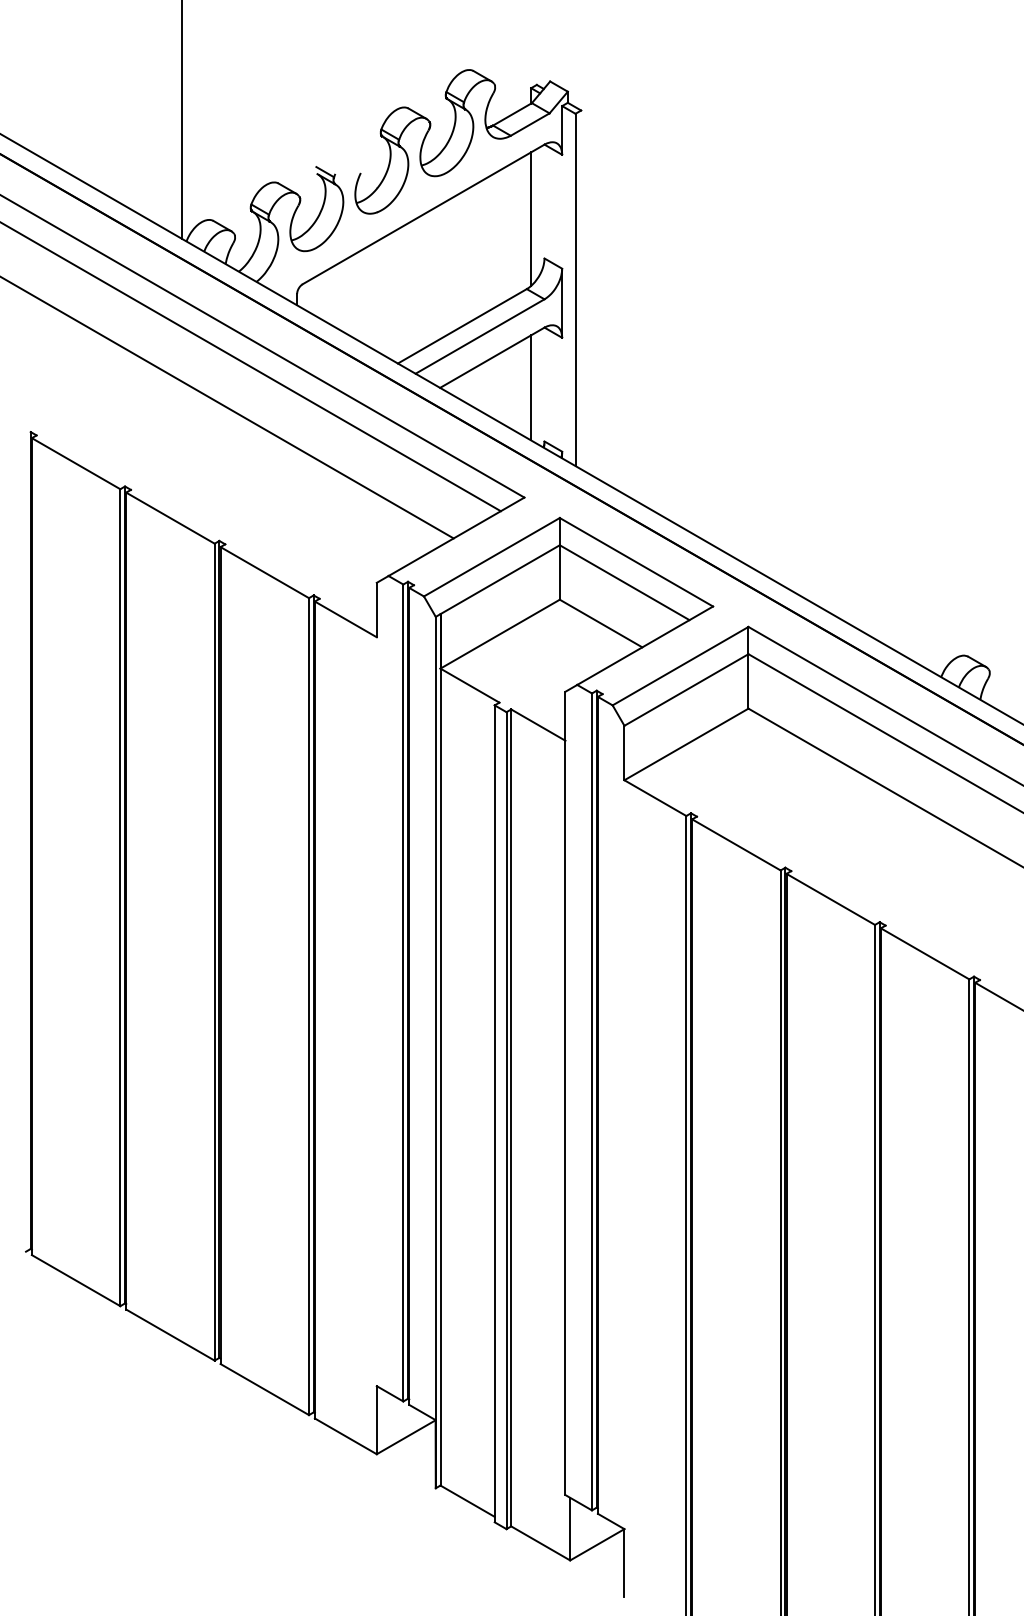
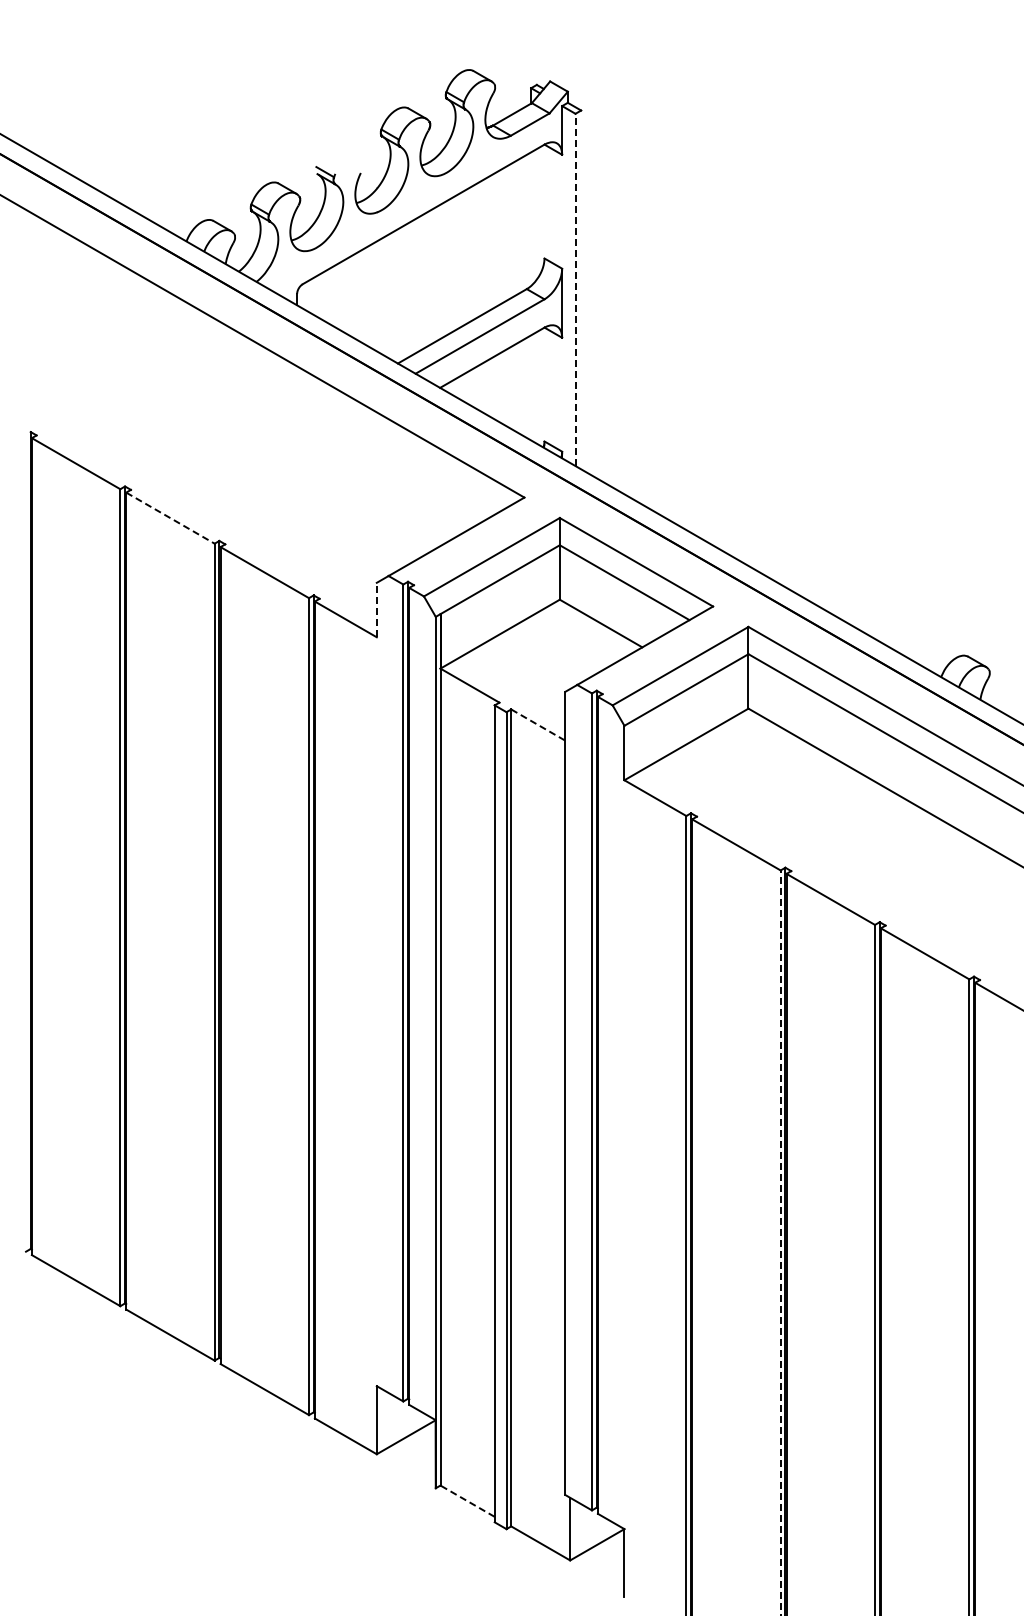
line: present -> none (182, 120)
line: present -> none (531, 218)
line: solid -> dashed (575, 289)
line: present -> none (251, 367)
line: present -> none (531, 387)
line: present -> none (227, 407)
line: solid -> dashed (170, 518)
line: solid -> dashed (376, 609)
line: solid -> dashed (538, 725)
line: solid -> dashed (780, 1242)
line: solid -> dashed (467, 1500)
